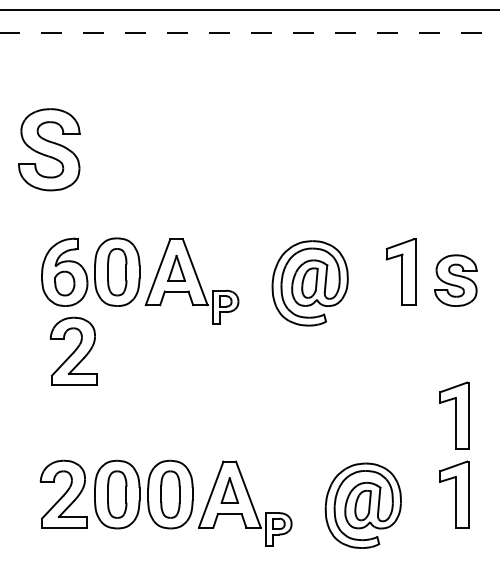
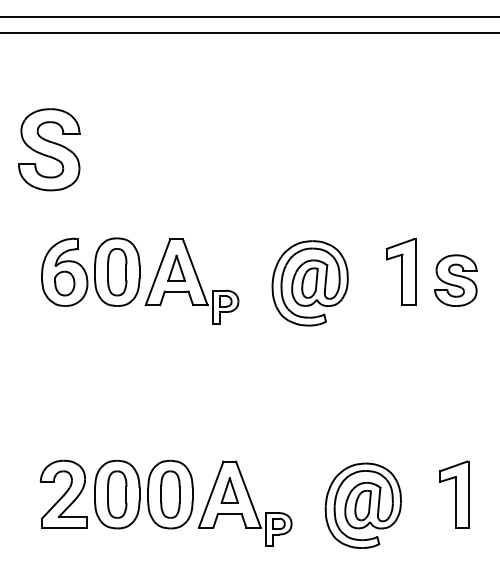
line position: (249, 9) -> (249, 16) (249, 16)
line: dashed -> solid (250, 32)
part: present -> none (73, 350)
part: present -> none (454, 415)
